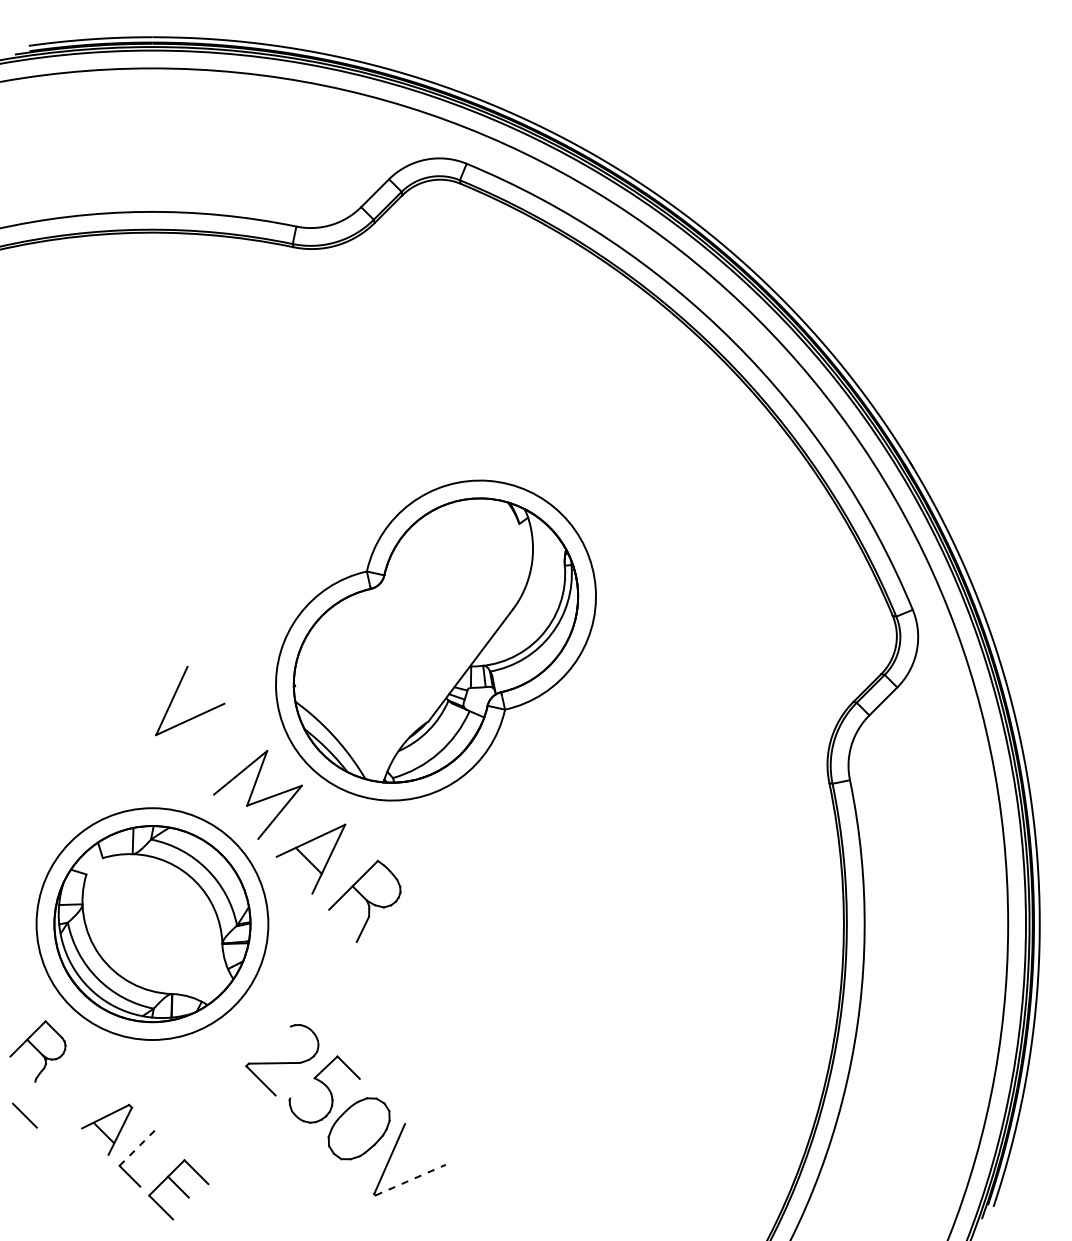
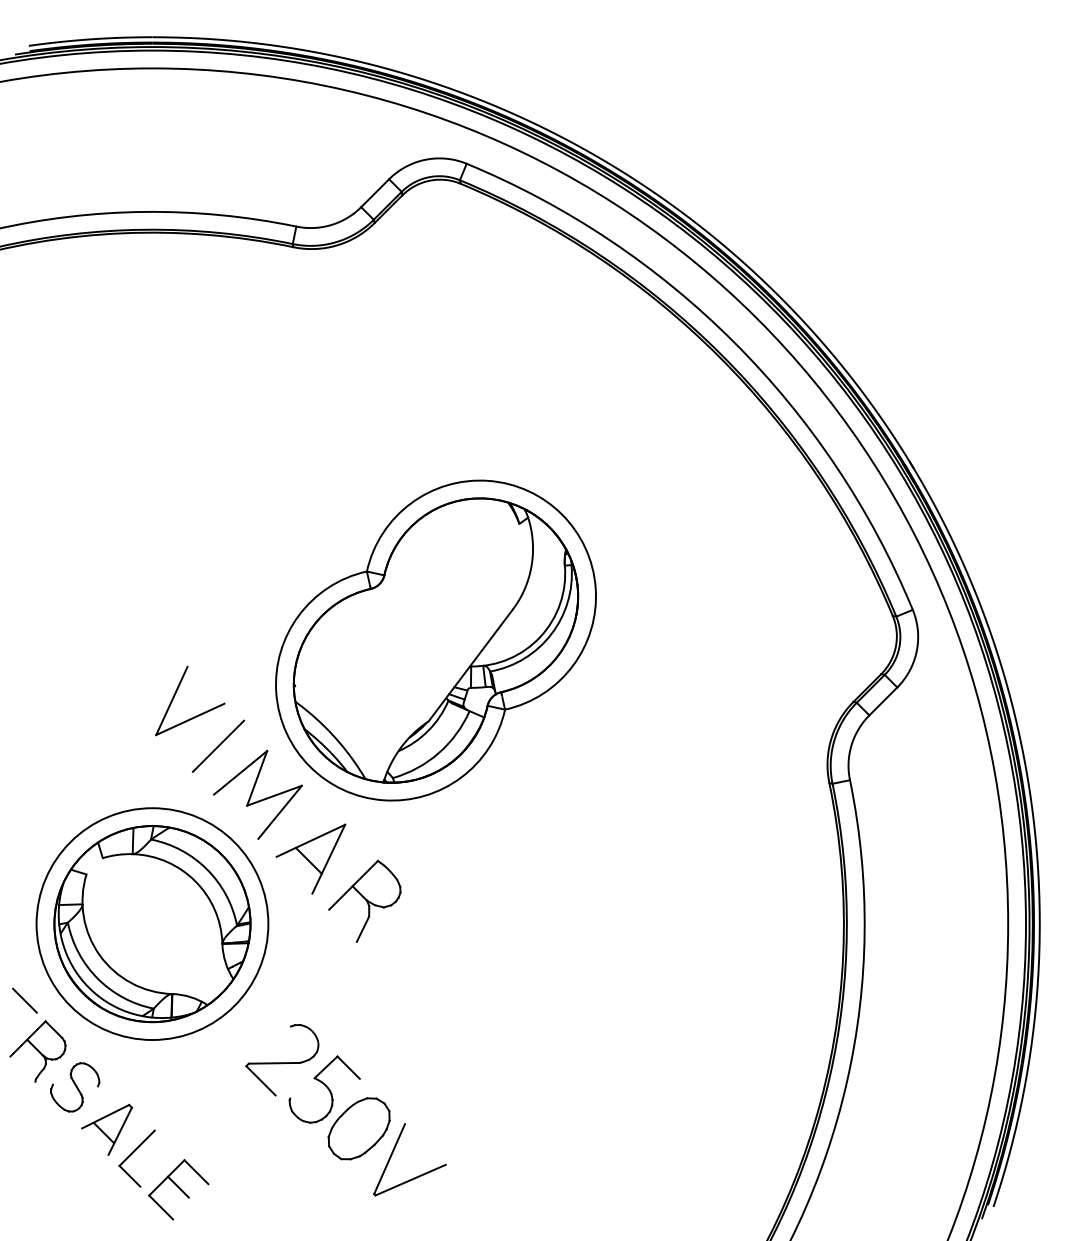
line: none -> present (218, 745)
part: none -> present (75, 1087)
line position: (24, 1115) -> (24, 1000) (24, 1000)
line: dashed -> solid (137, 1148)
line: dashed -> solid (411, 1179)
